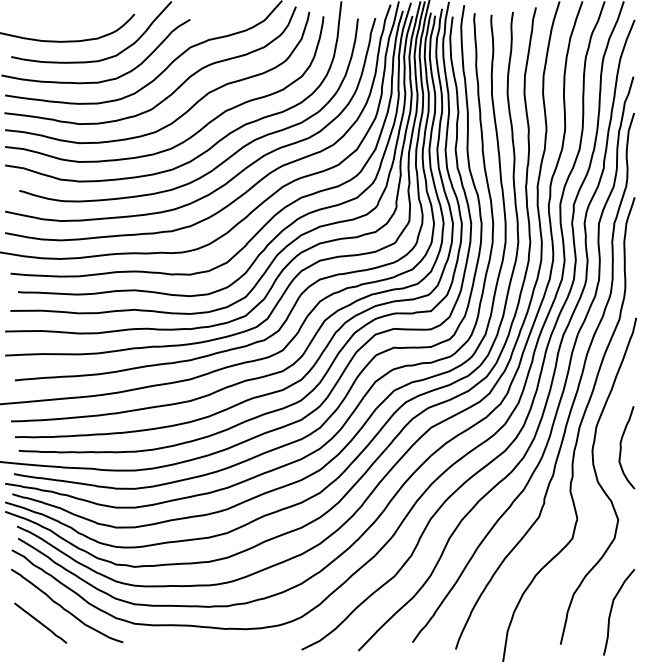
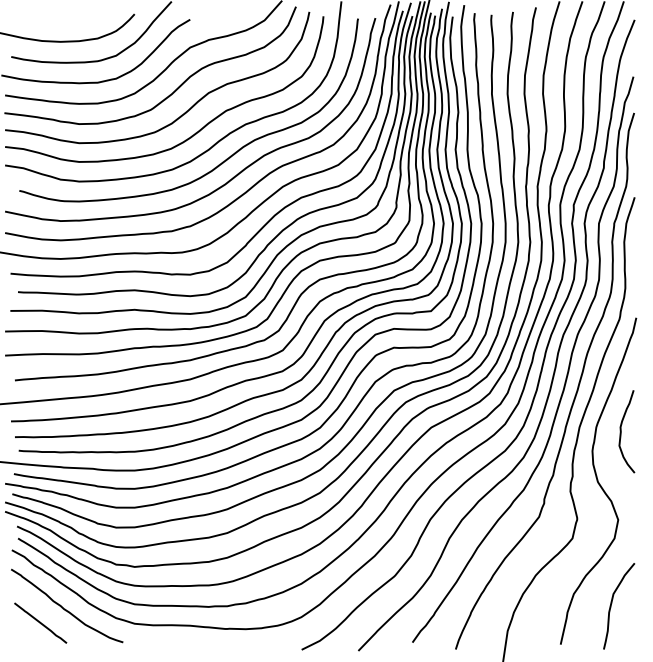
curve position: (621, 447) -> (621, 431) (621, 431)
curve position: (612, 609) -> (612, 603) (612, 603)
